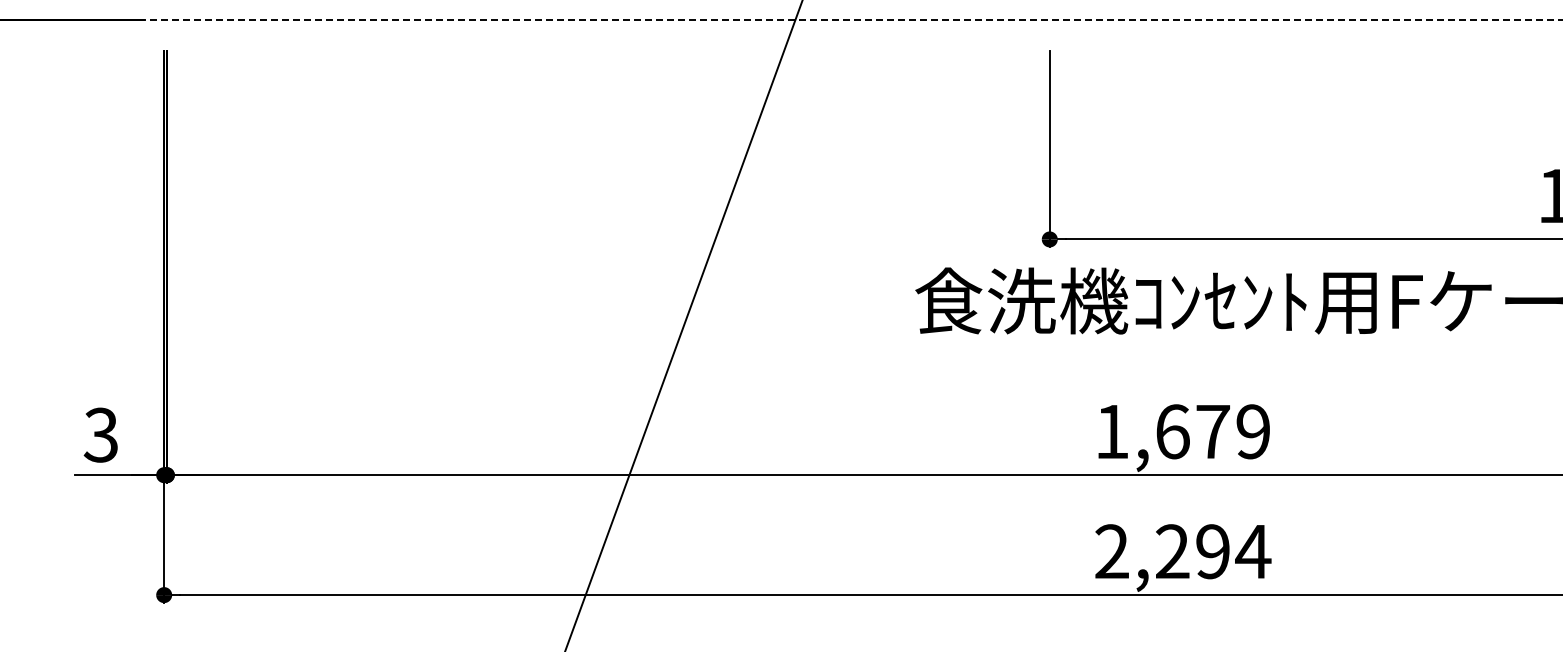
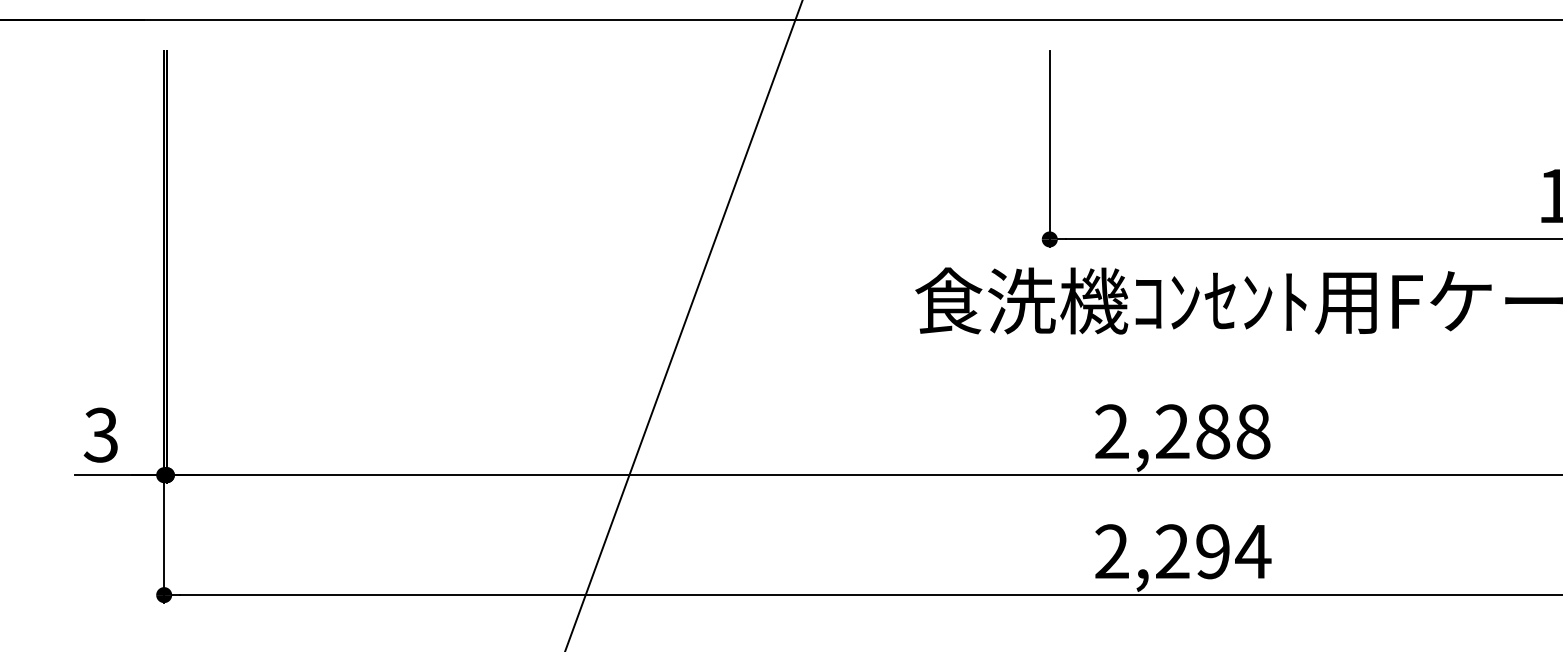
line: dashed -> solid (781, 19)
text: 1,679 -> 2,288 (1182, 431)
